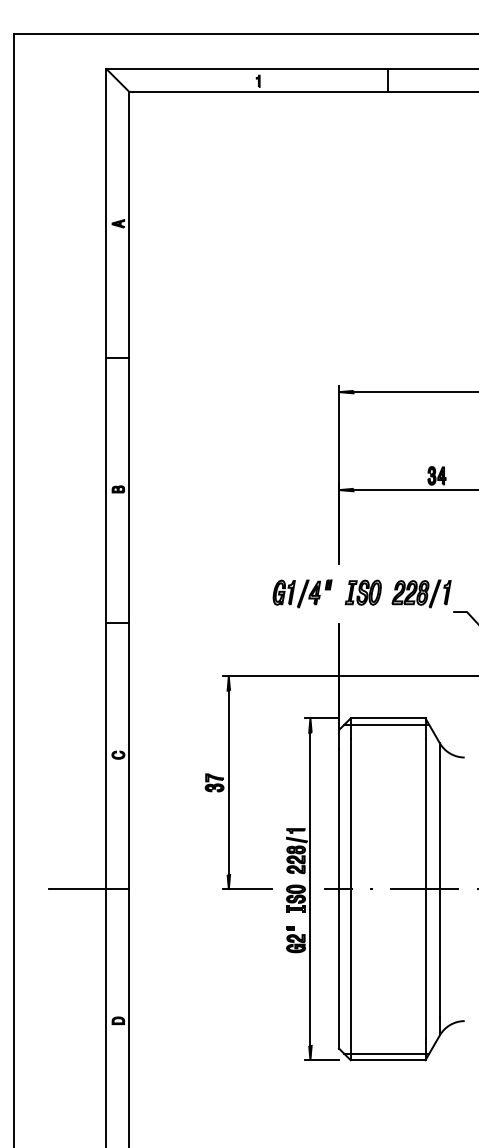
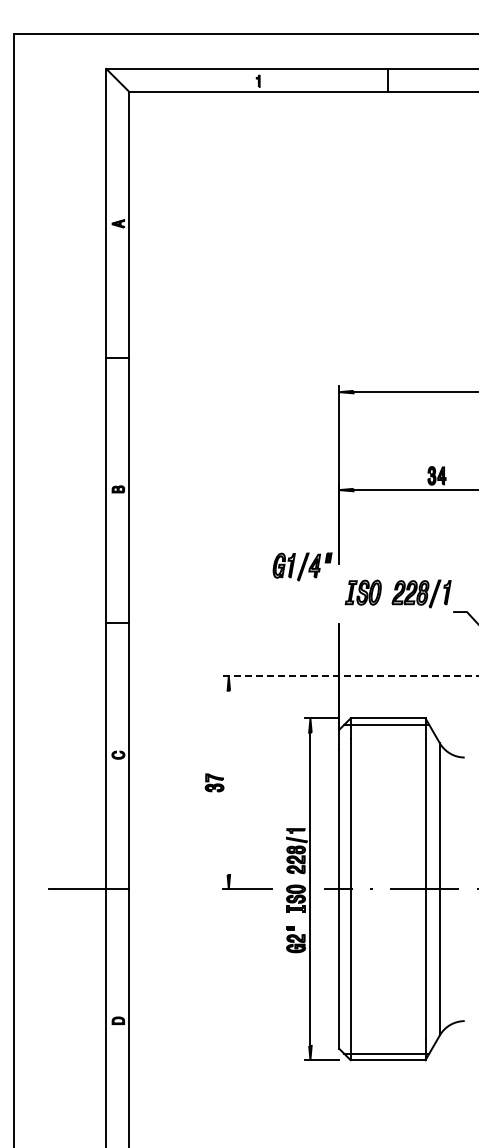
part position: (302, 593) -> (302, 566) (302, 566)
line: solid -> dashed (350, 676)
line: present -> none (228, 782)
